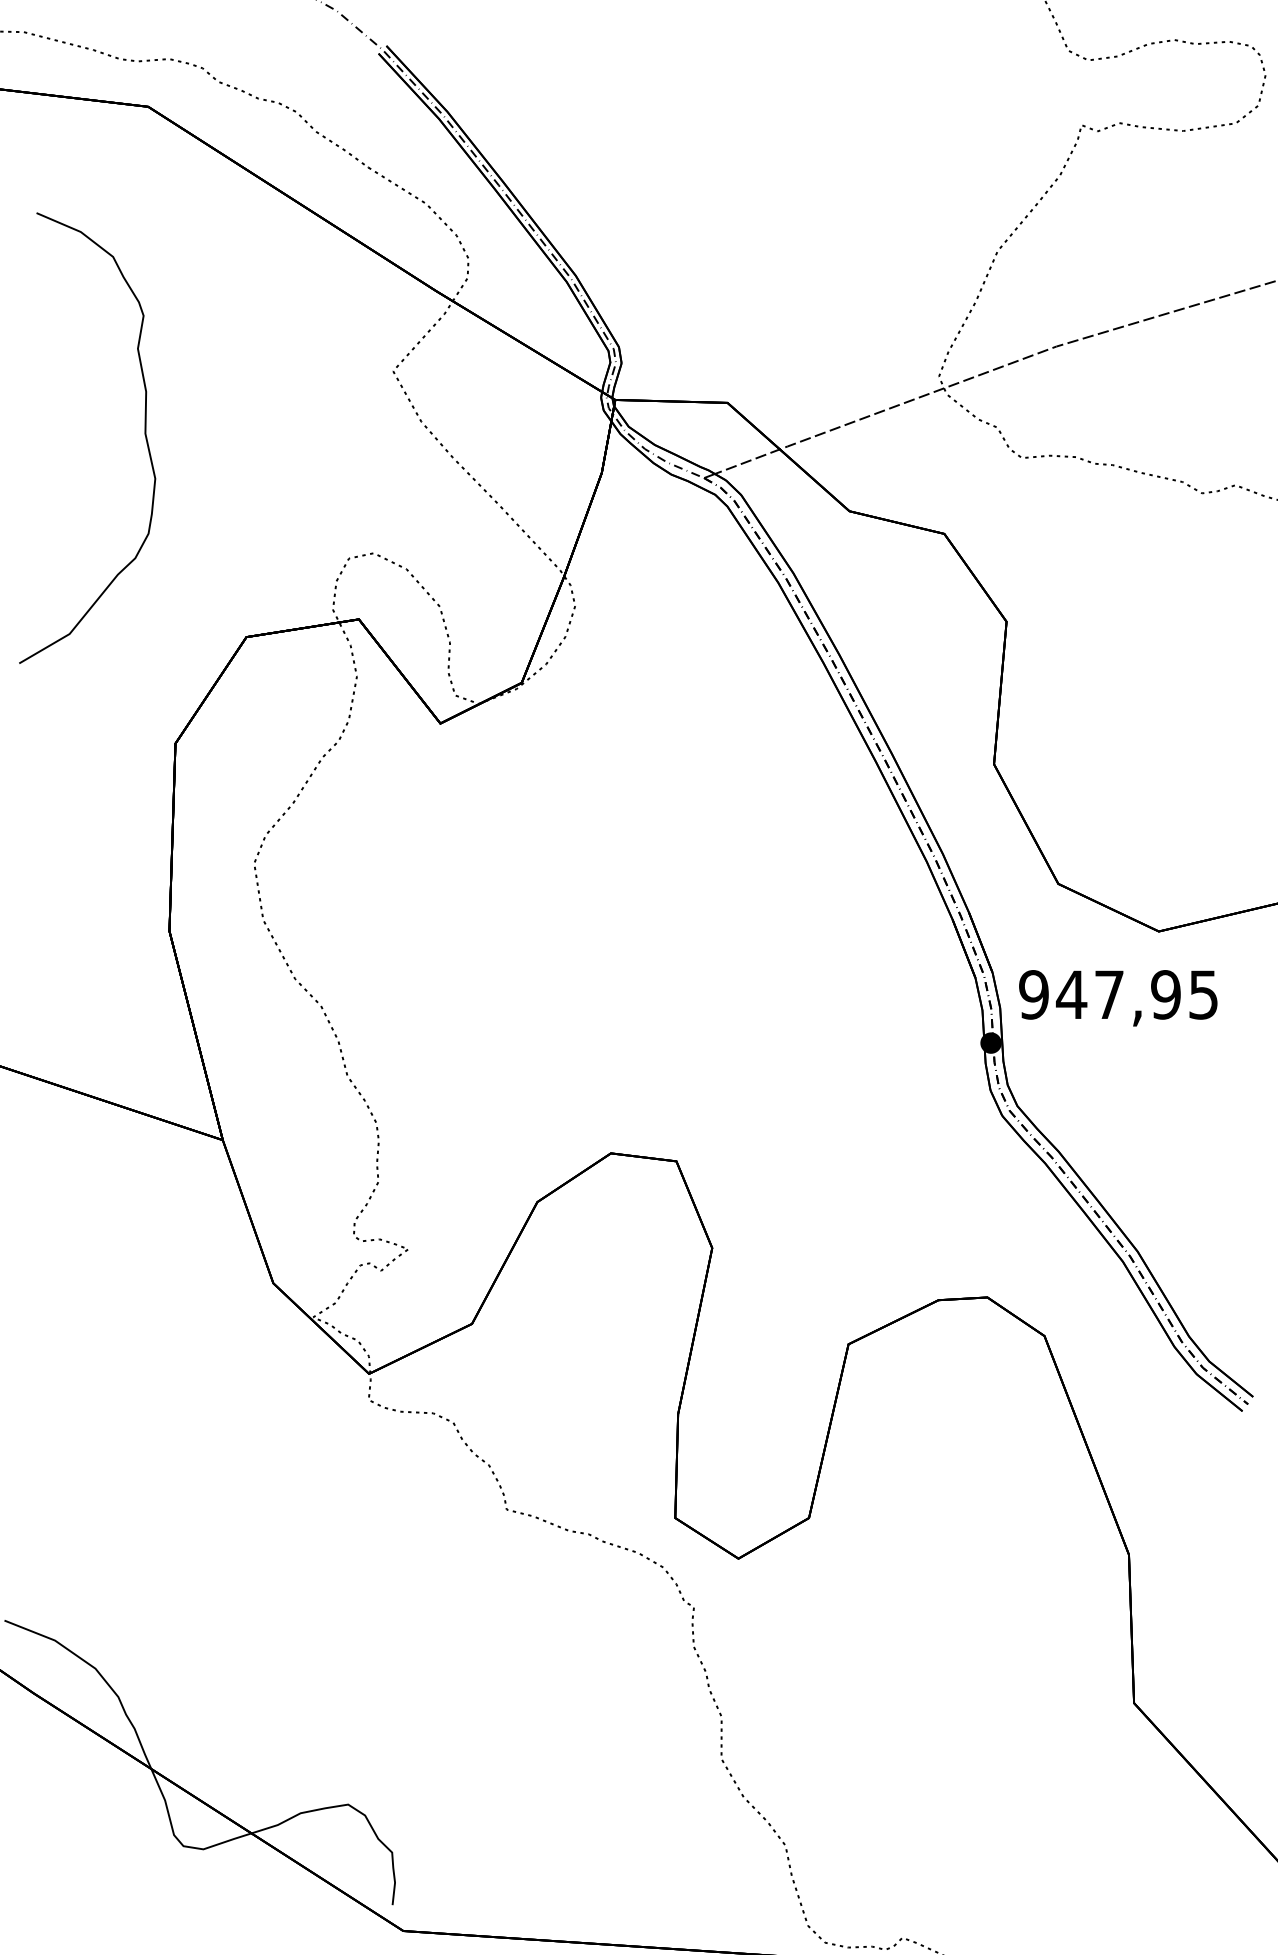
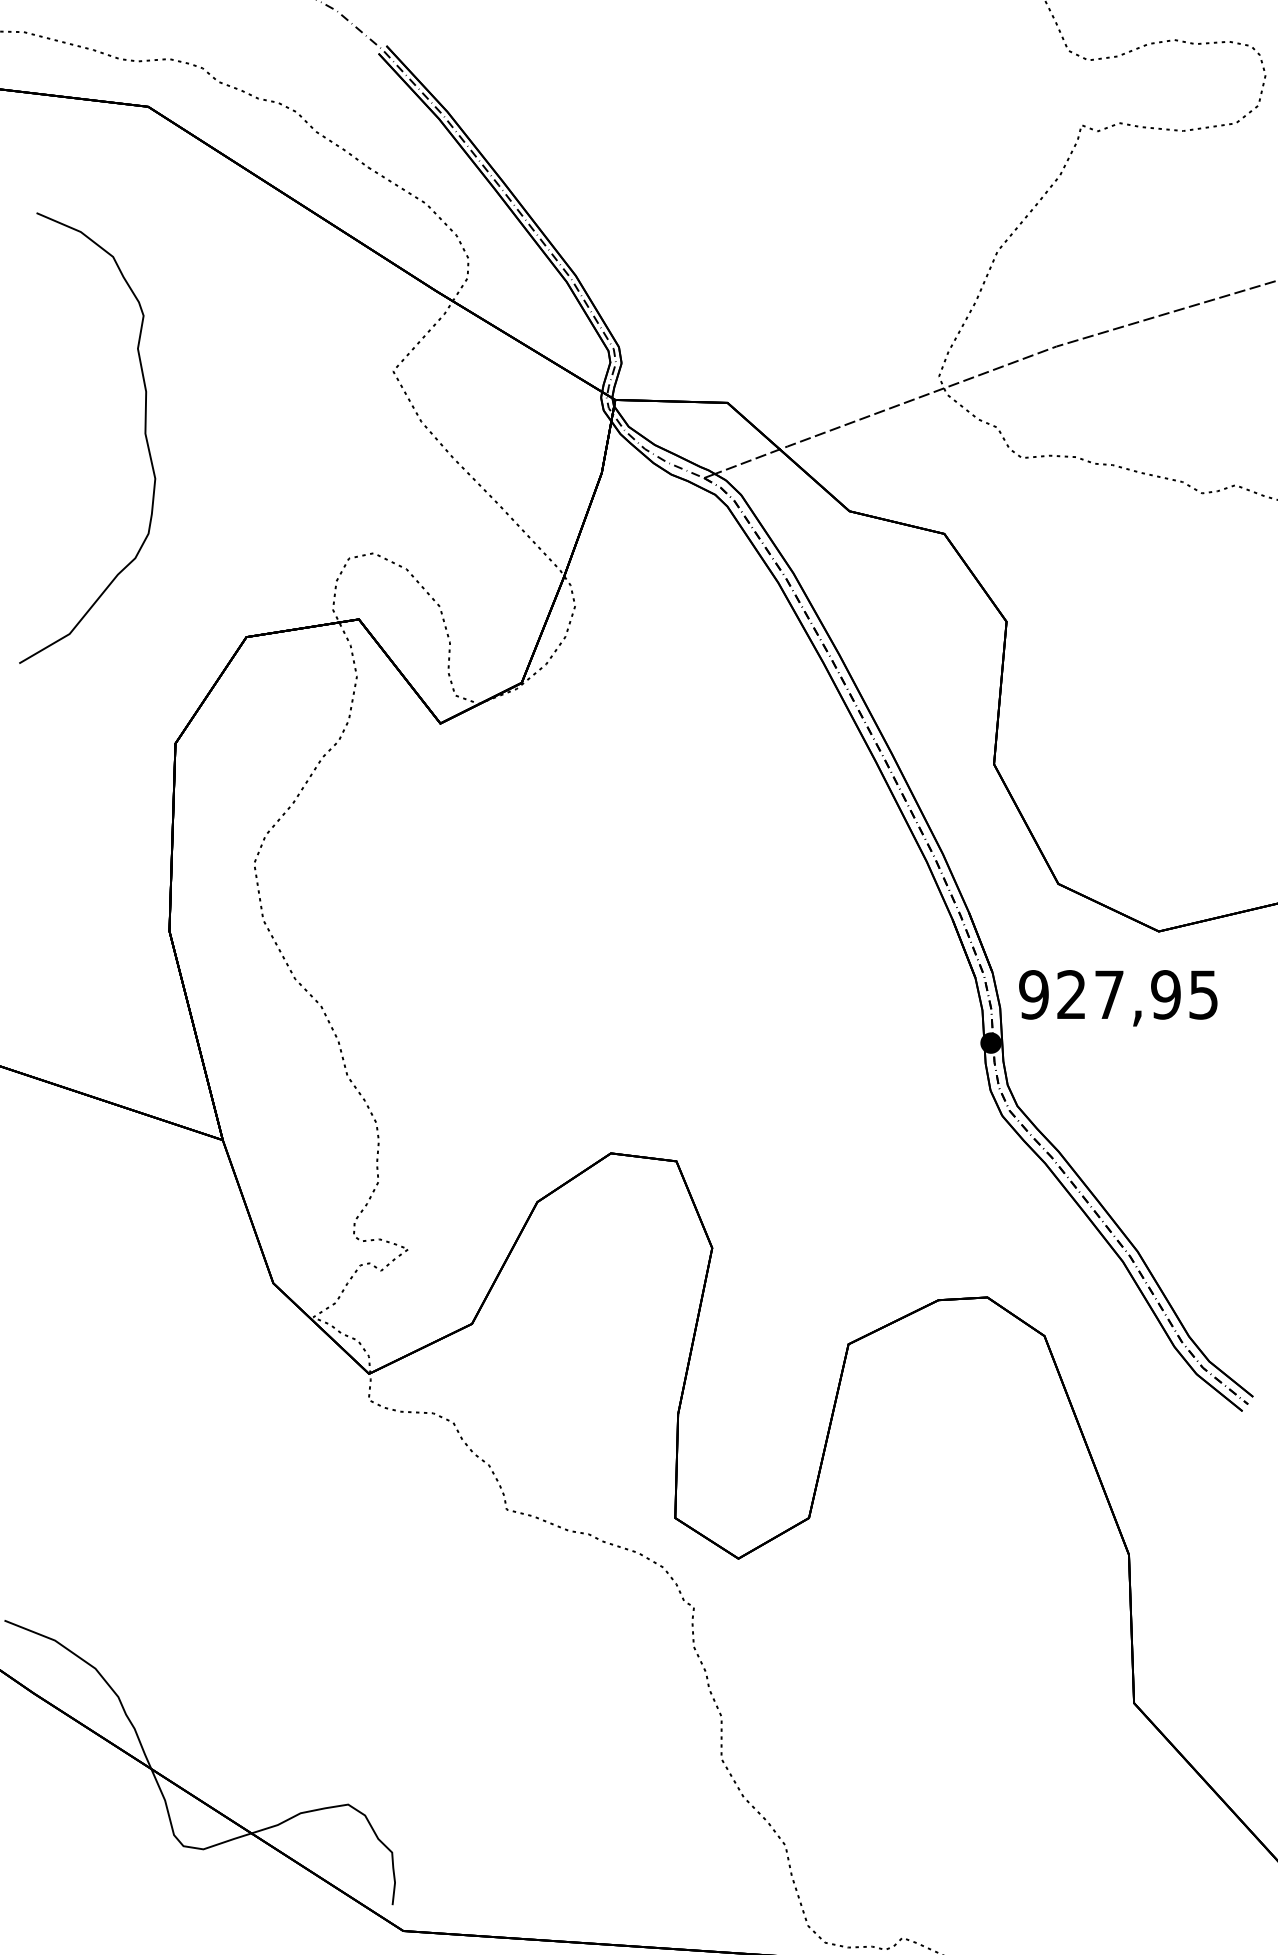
text: 947,95 -> 927,95 (1071, 994)
